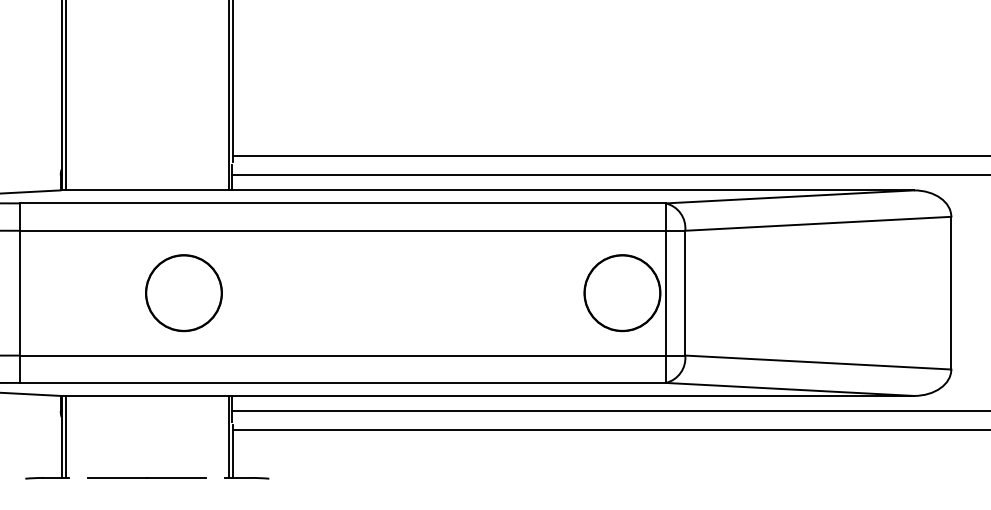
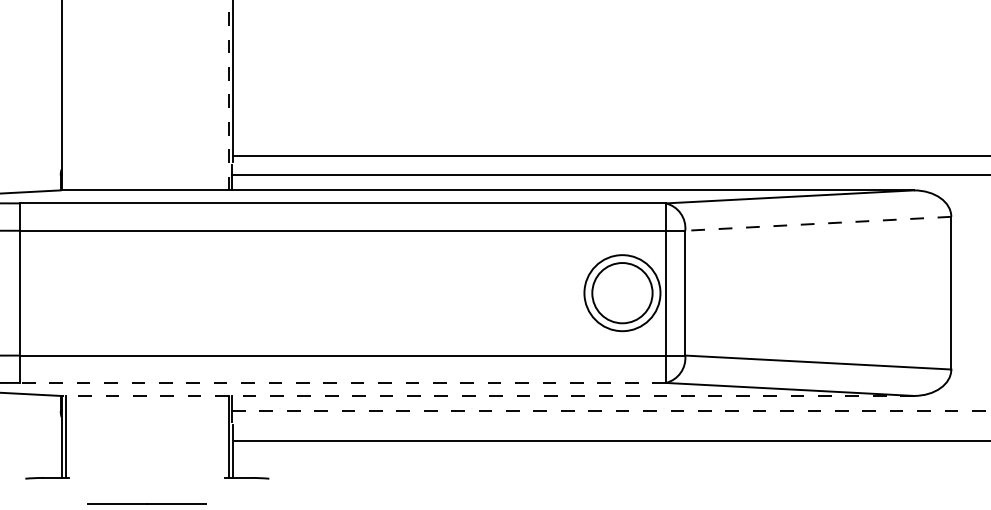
line: solid -> dashed (228, 95)
line: present -> none (65, 96)
line: solid -> dashed (817, 223)
circle diameter: 75 px -> 60 px (622, 293)
circle: present -> none (183, 293)
line: solid -> dashed (342, 382)
line: solid -> dashed (487, 395)
line: solid -> dashed (611, 411)
line position: (609, 430) -> (609, 441) (609, 441)
line position: (146, 477) -> (146, 503) (146, 503)
